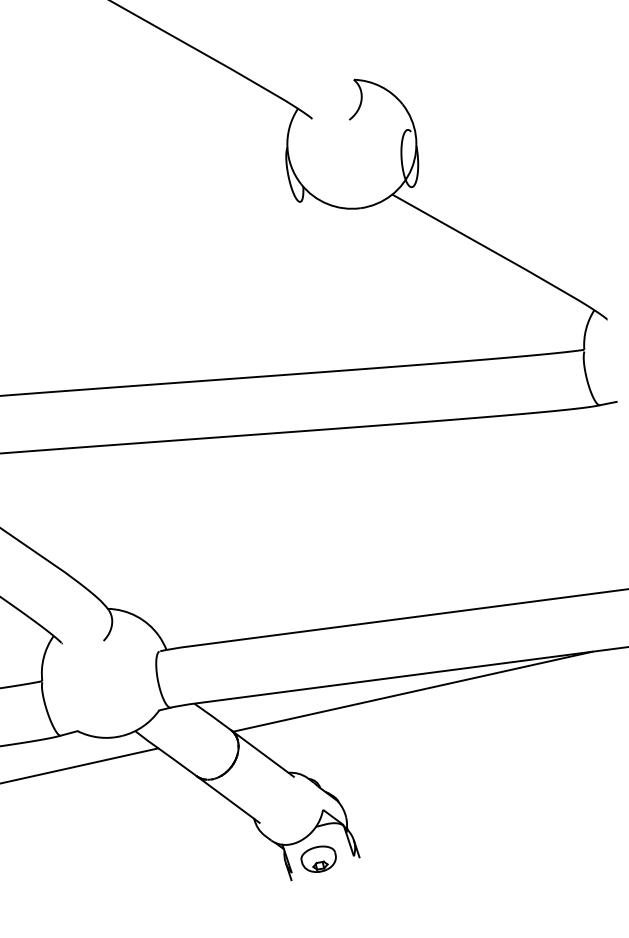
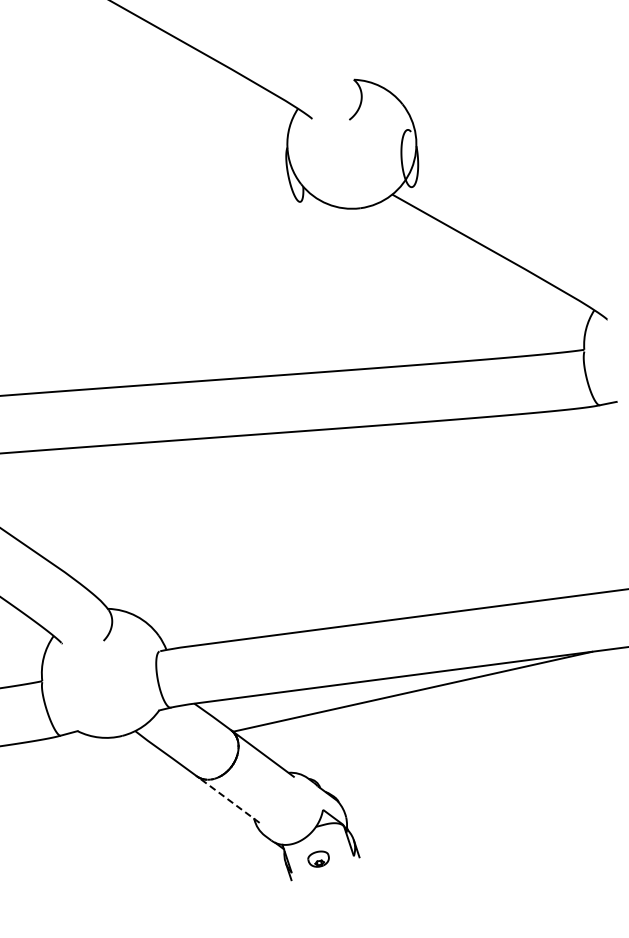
line: present -> none (80, 765)
line: solid -> dashed (228, 799)
part size: 37x28 px -> 23x18 px (318, 858)
